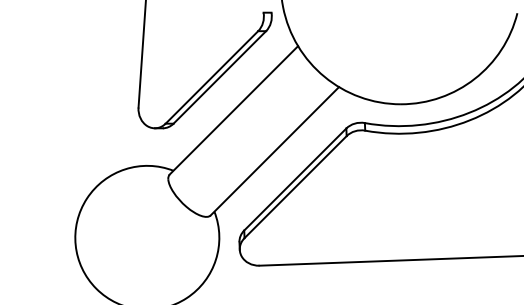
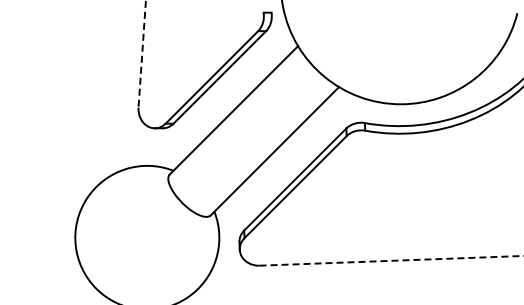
line: solid -> dashed (142, 54)
line: solid -> dashed (391, 260)
